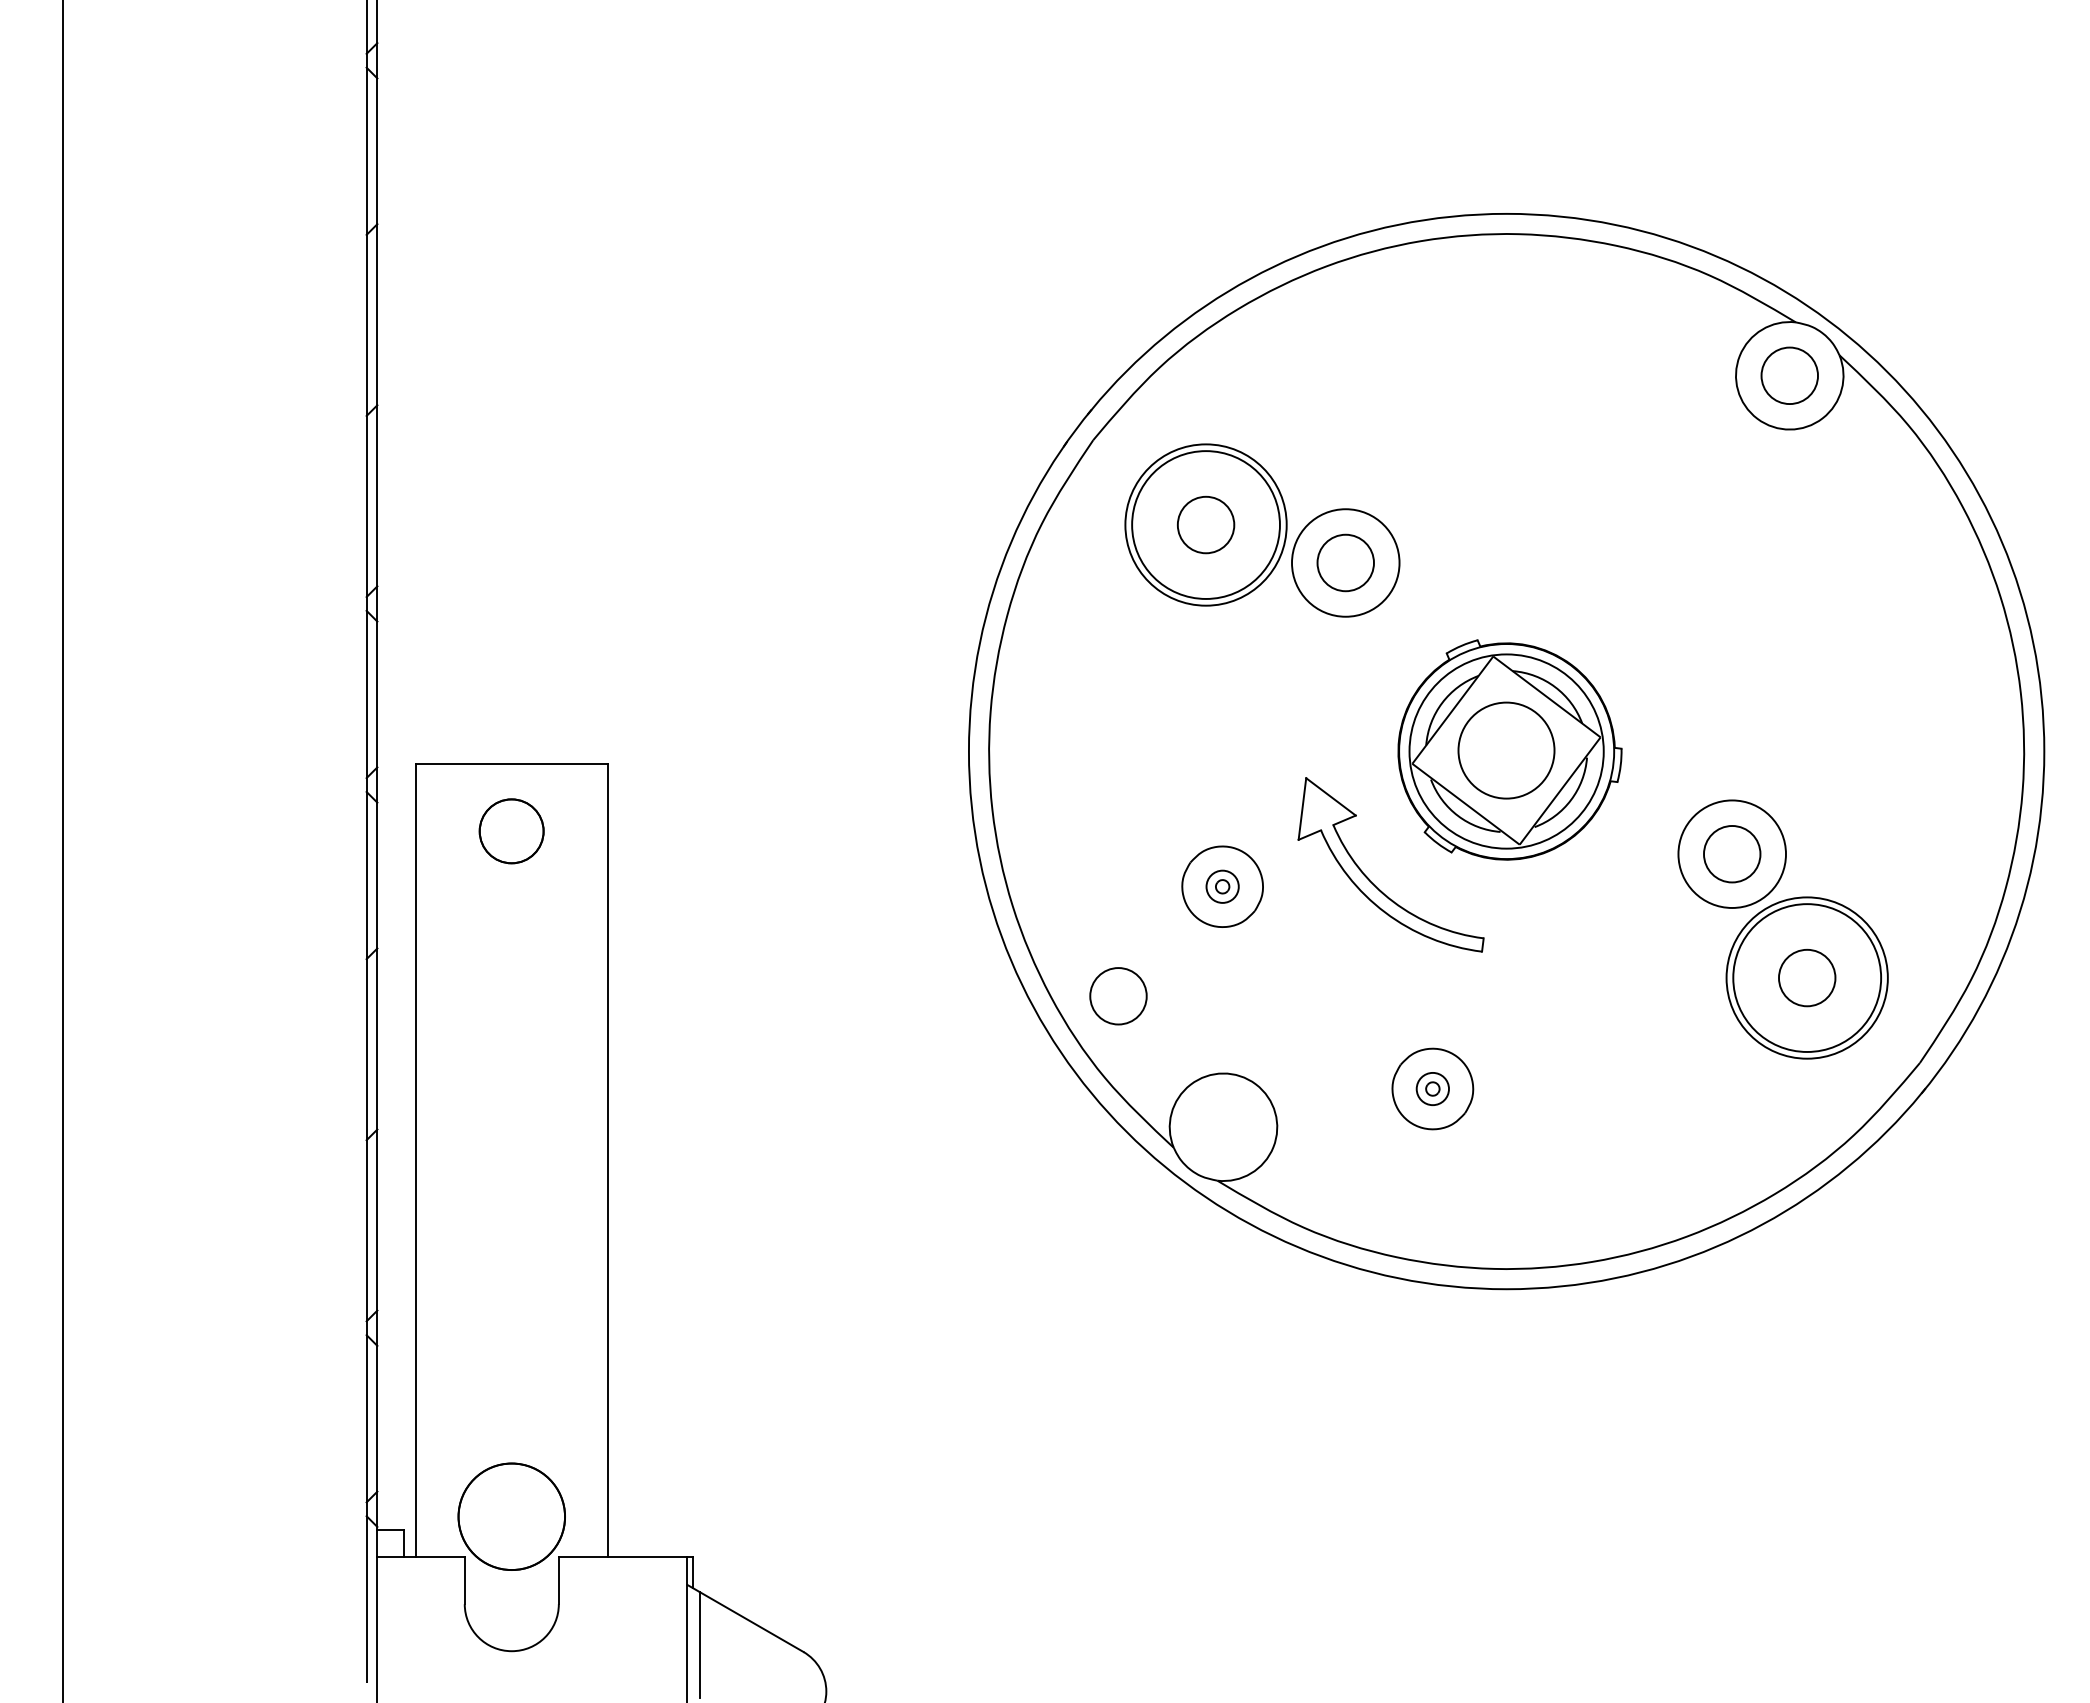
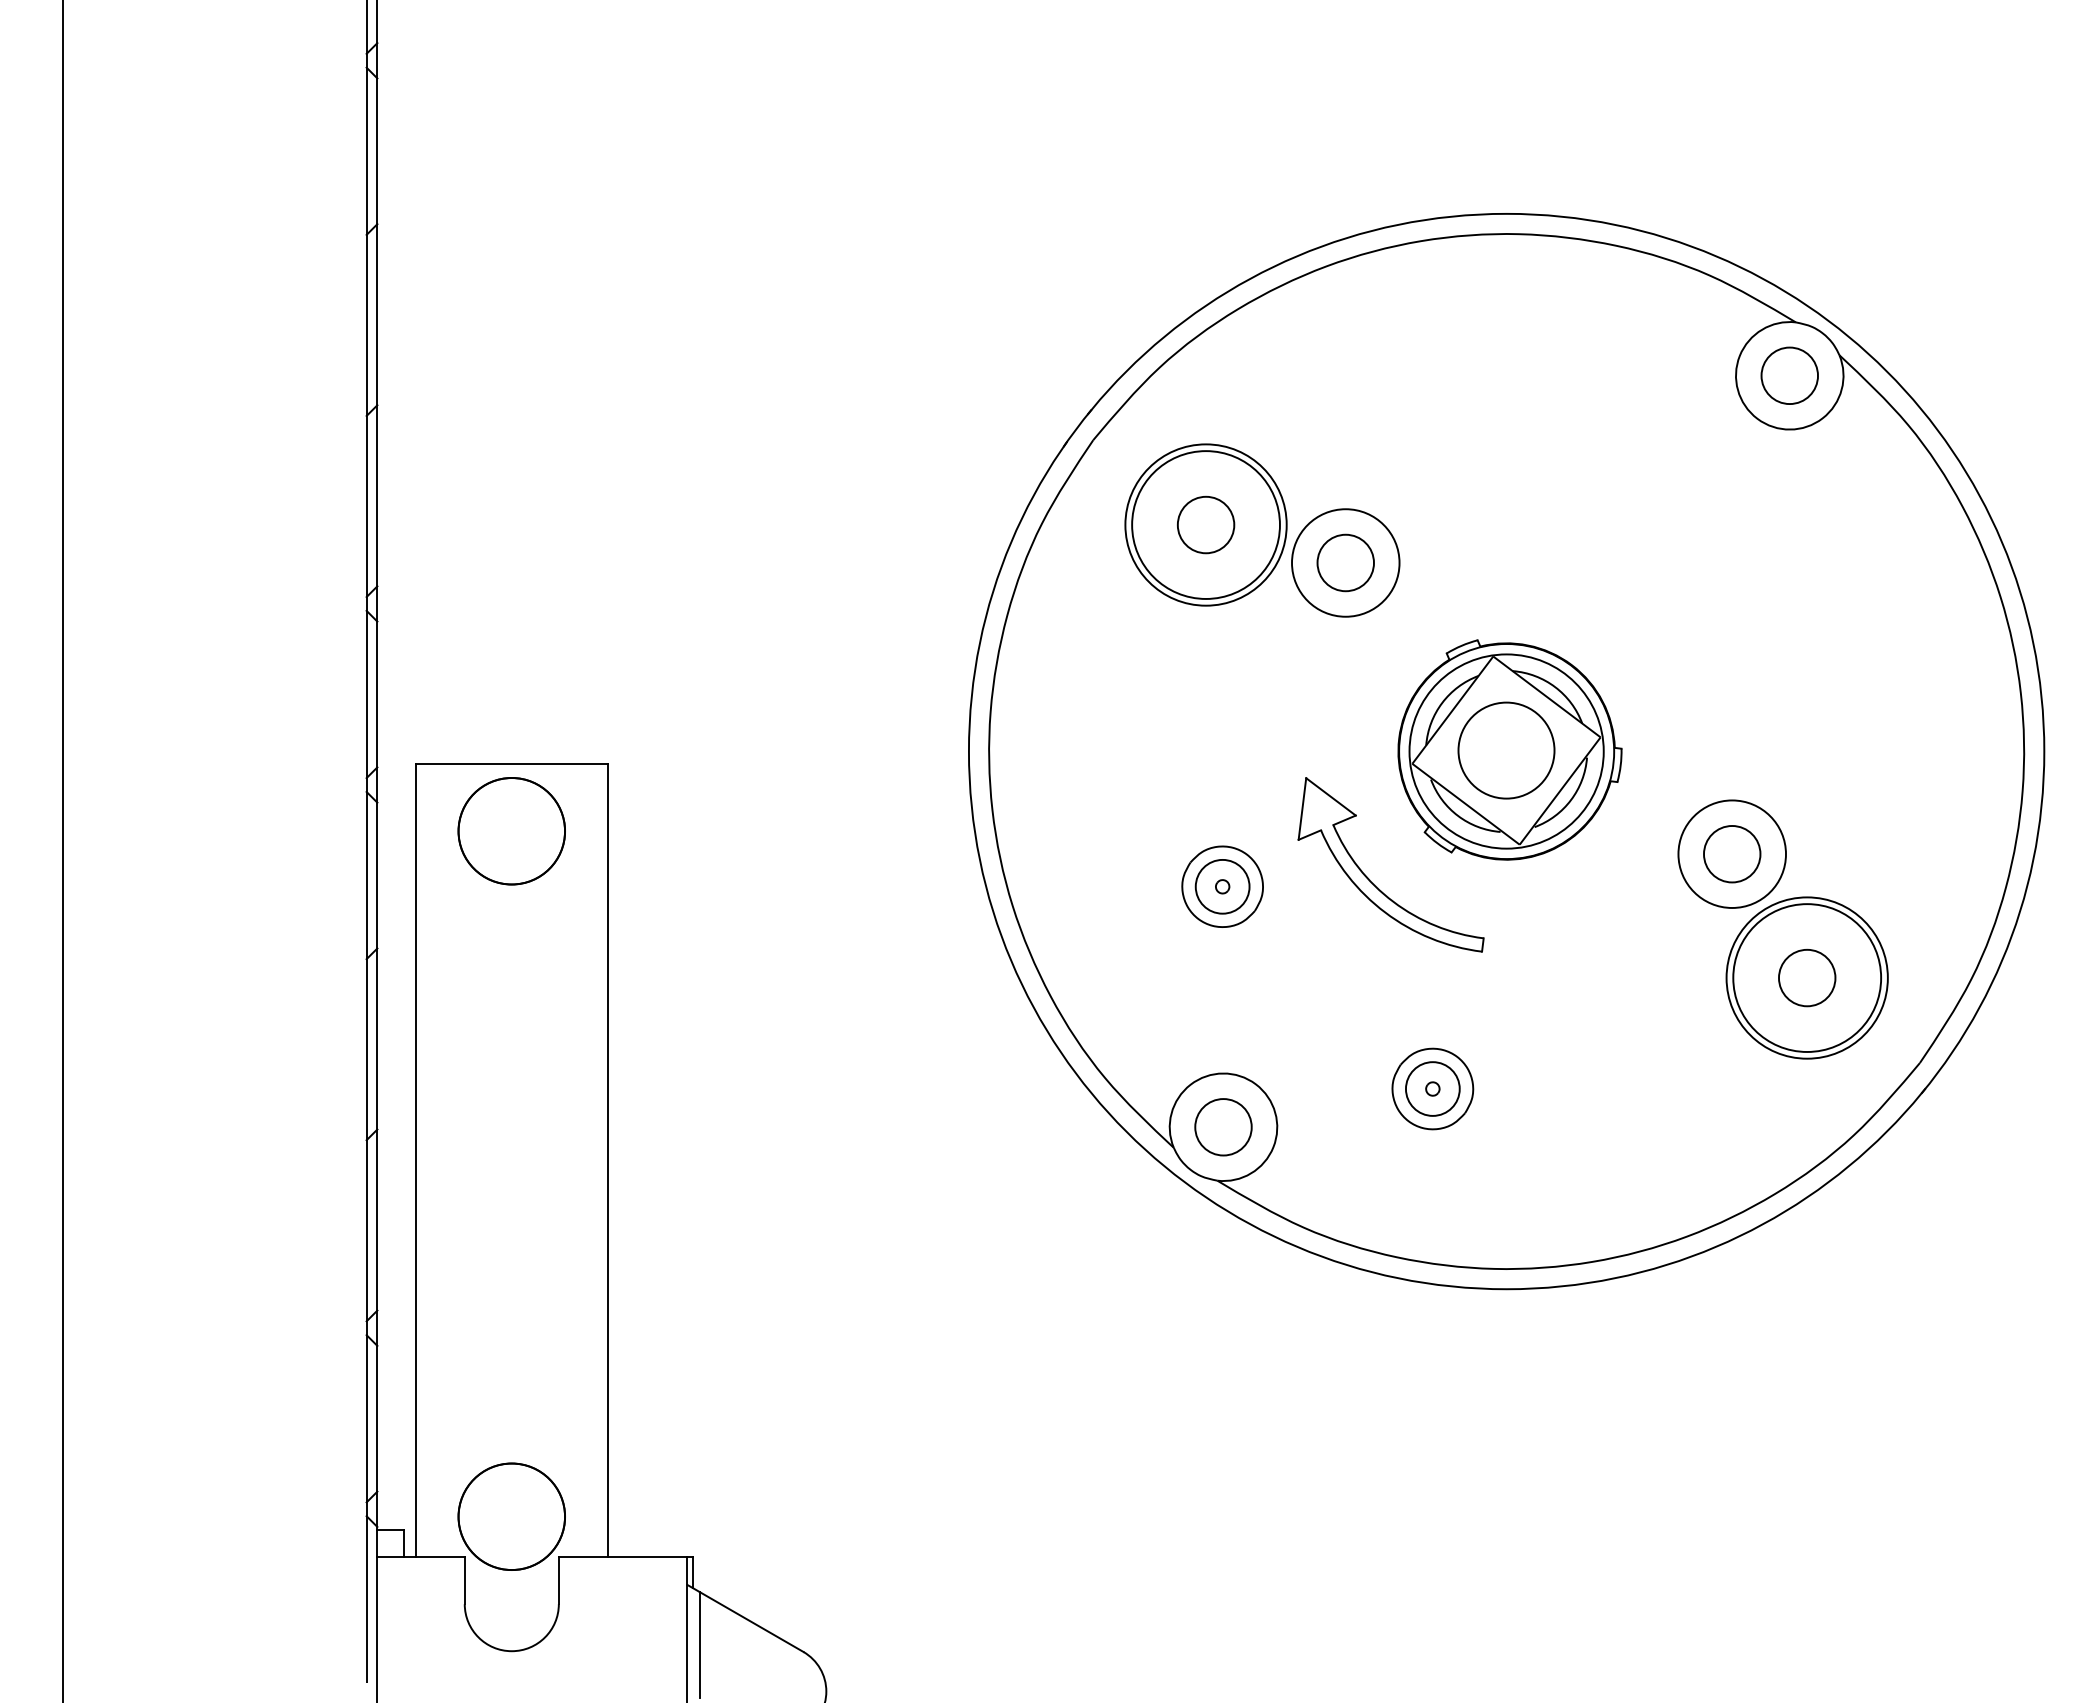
circle size: 67x67 px -> 109x109 px (511, 831)
circle diameter: 32 px -> 54 px (1222, 886)
circle position: (1118, 996) -> (1223, 1127) (1223, 1127)
circle diameter: 32 px -> 54 px (1432, 1088)
